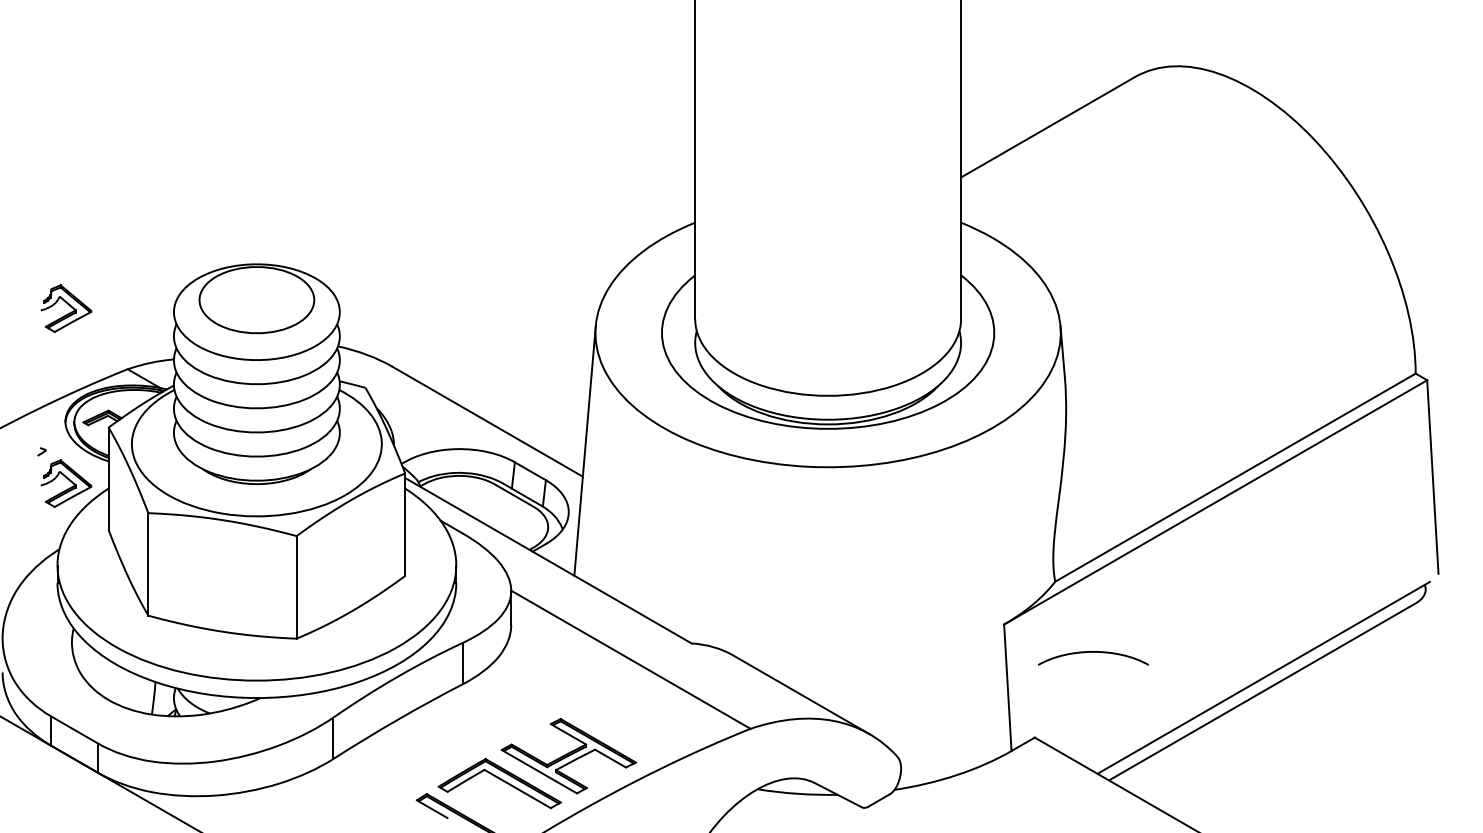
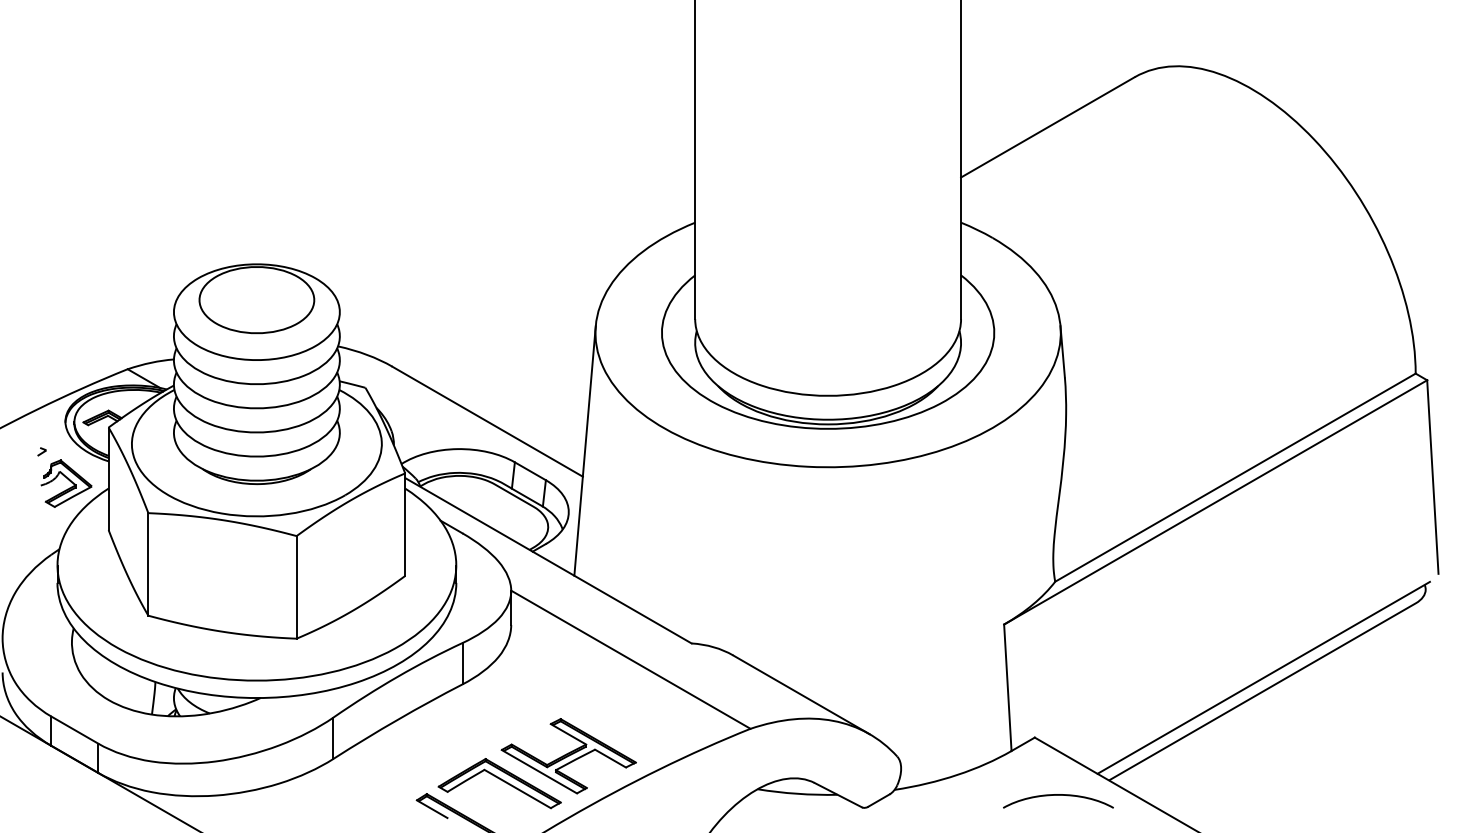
part: present -> none (66, 308)
curve position: (1093, 652) -> (1058, 795) (1058, 795)
